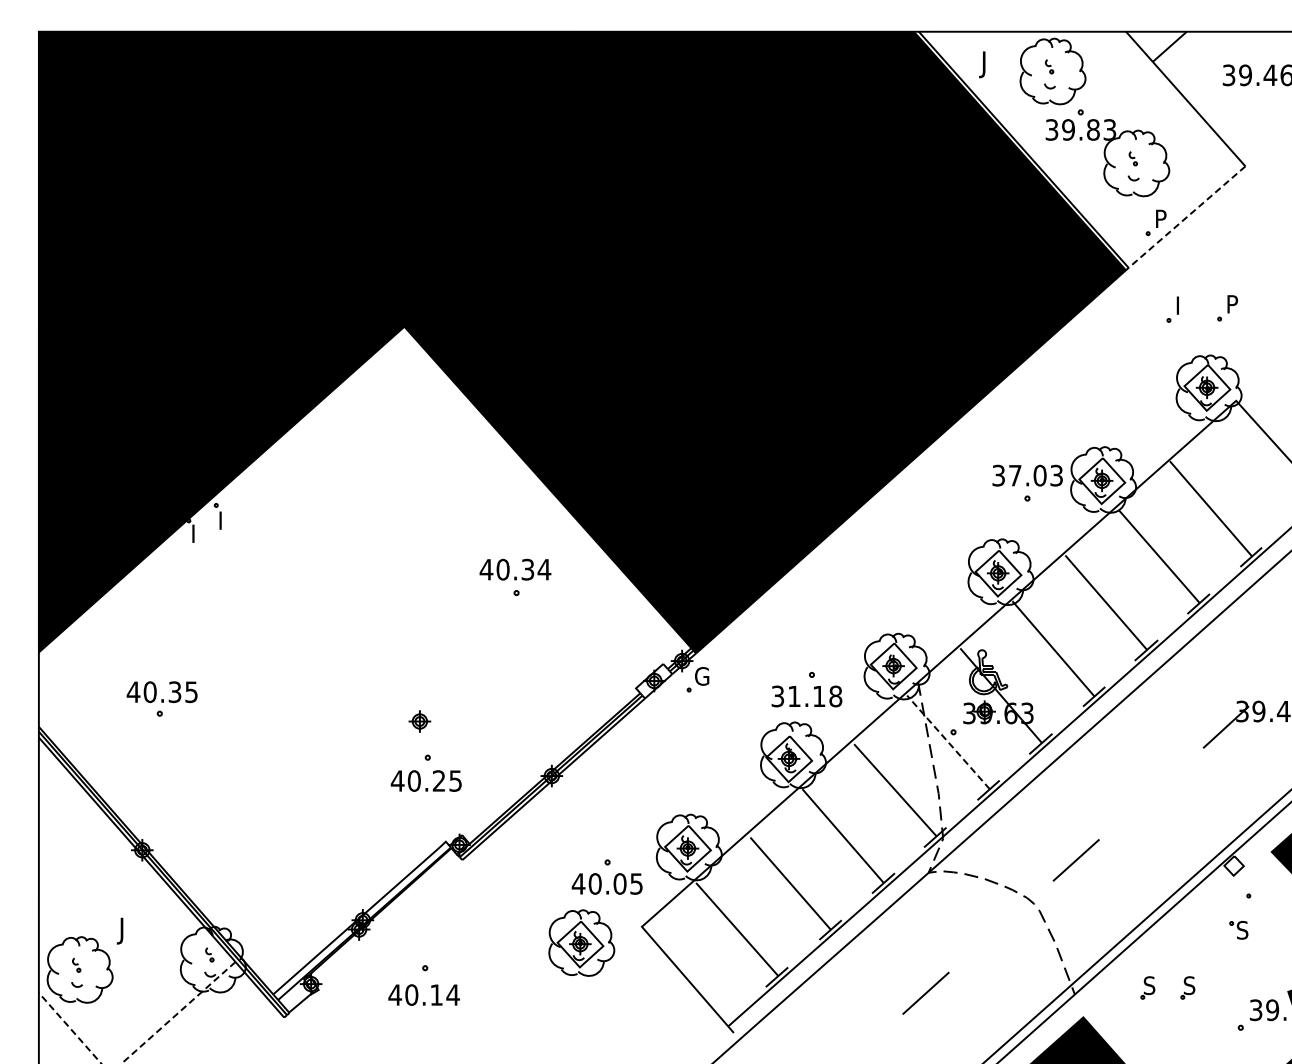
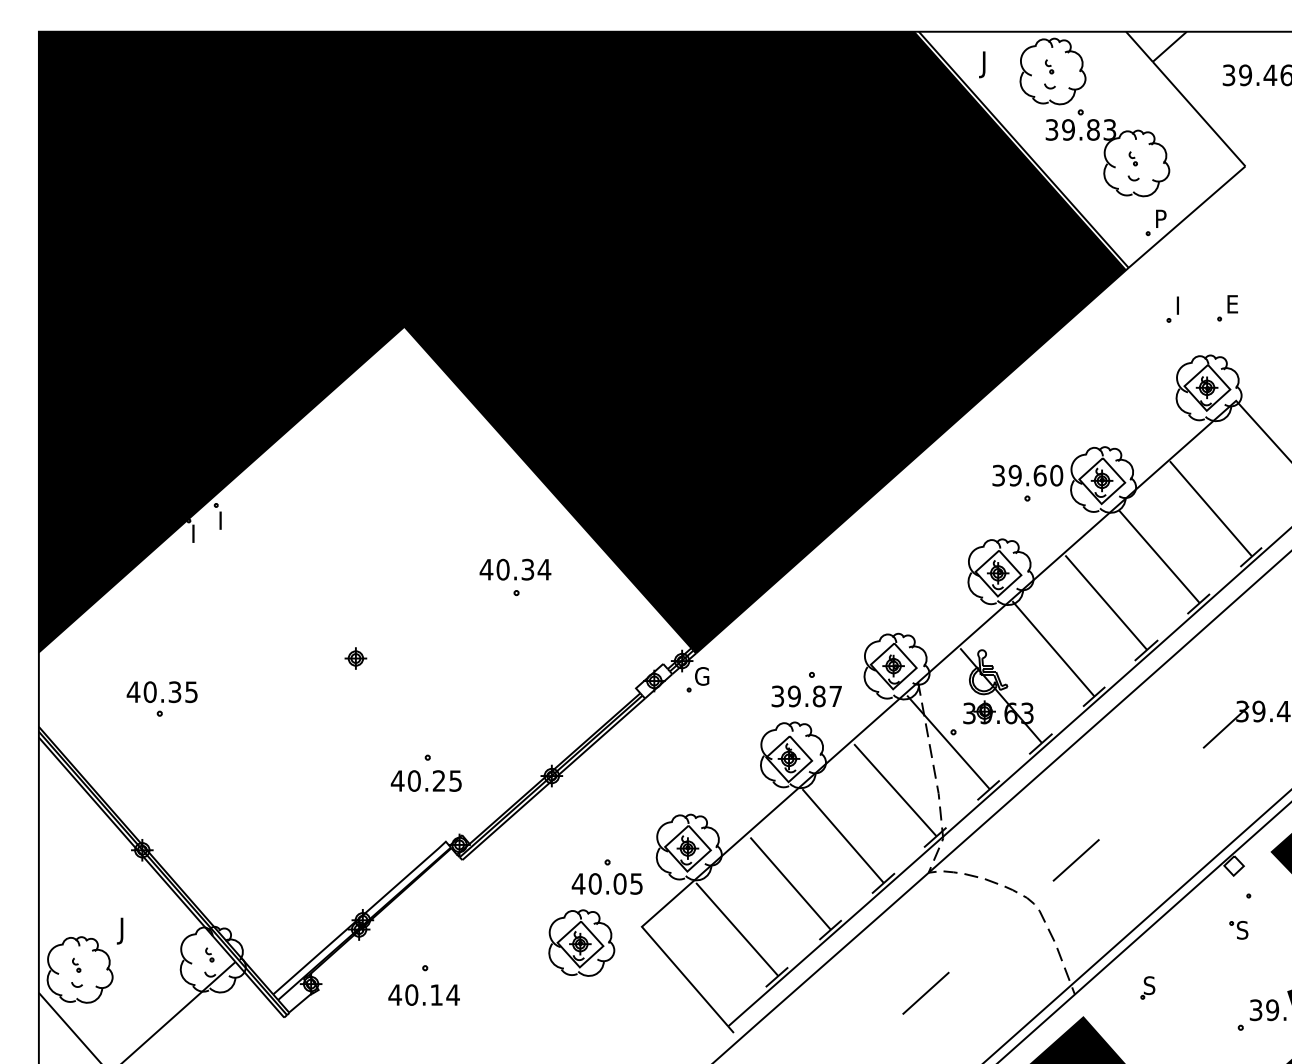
line: dashed -> solid (1186, 217)
text: P -> E (1233, 304)
text: 37.03 -> 39.60 (1035, 475)
text: 31.18 -> 39.87 (814, 696)
part position: (419, 721) -> (355, 658) (355, 658)
line: dashed -> solid (948, 742)
part: present -> none (1187, 987)
line: dashed -> solid (143, 1044)
